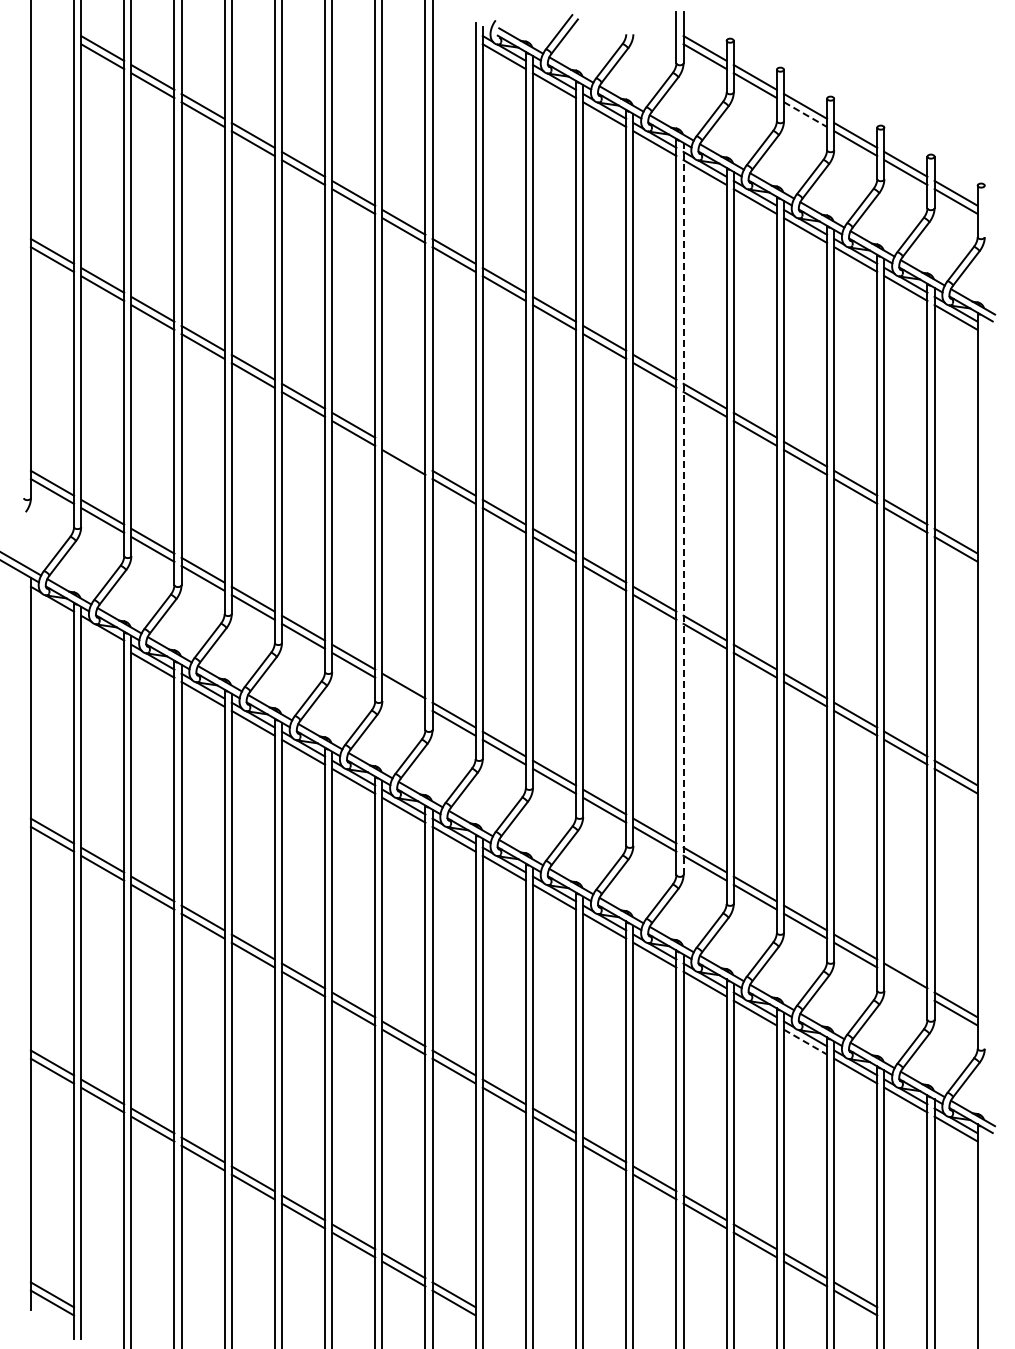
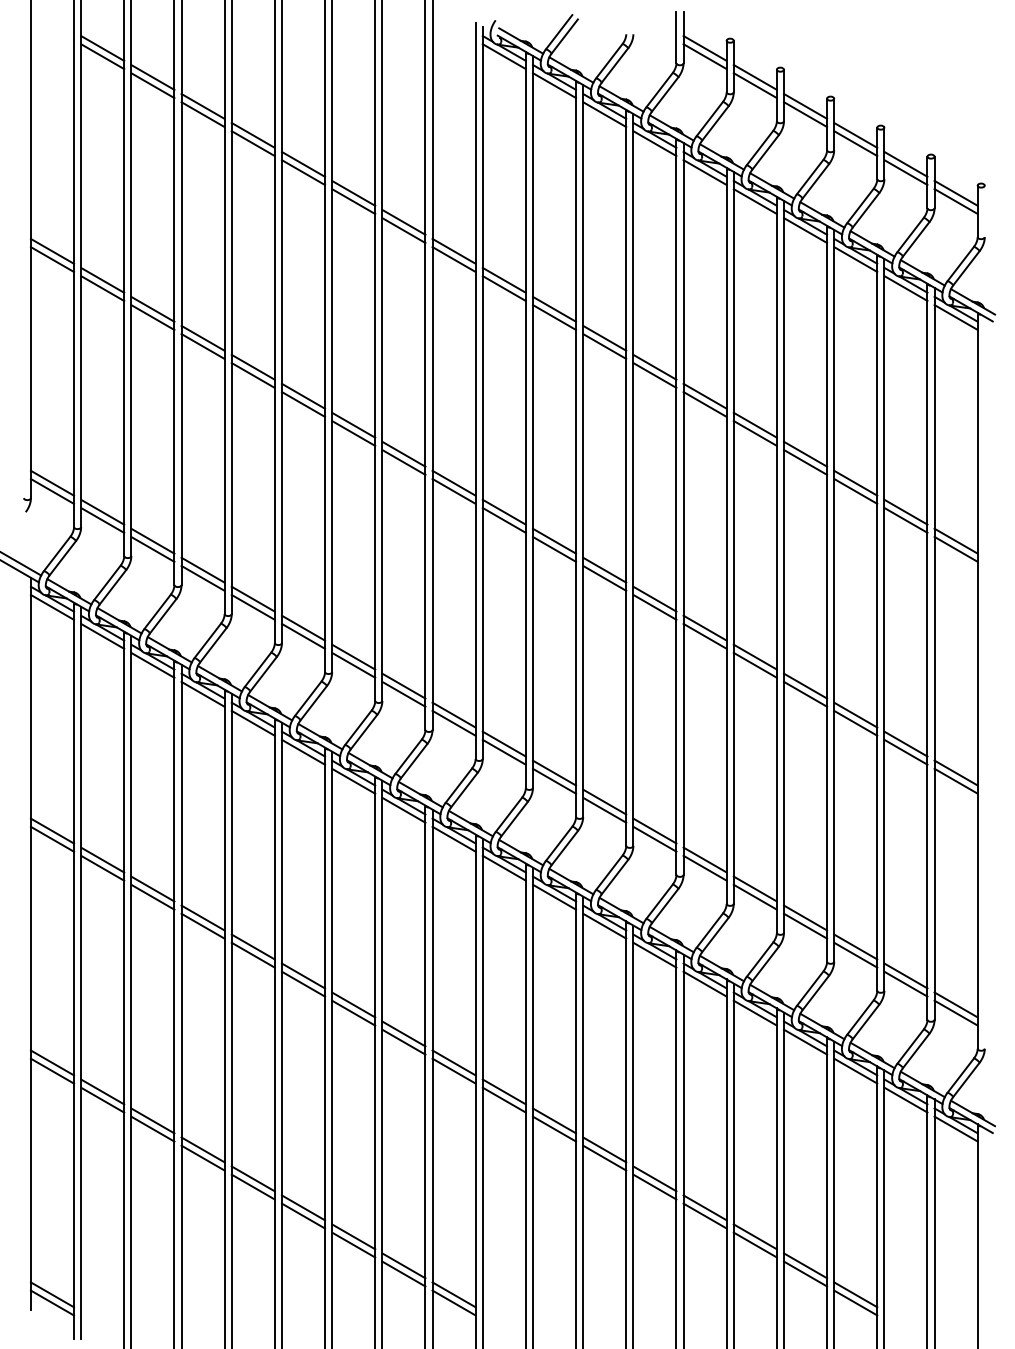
line: dashed -> solid (805, 114)
line: none -> present (403, 453)
line: dashed -> solid (683, 508)
line: none -> present (52, 606)
line: none -> present (102, 635)
line: none -> present (403, 693)
line: none -> present (905, 983)
line: dashed -> solid (805, 1042)
